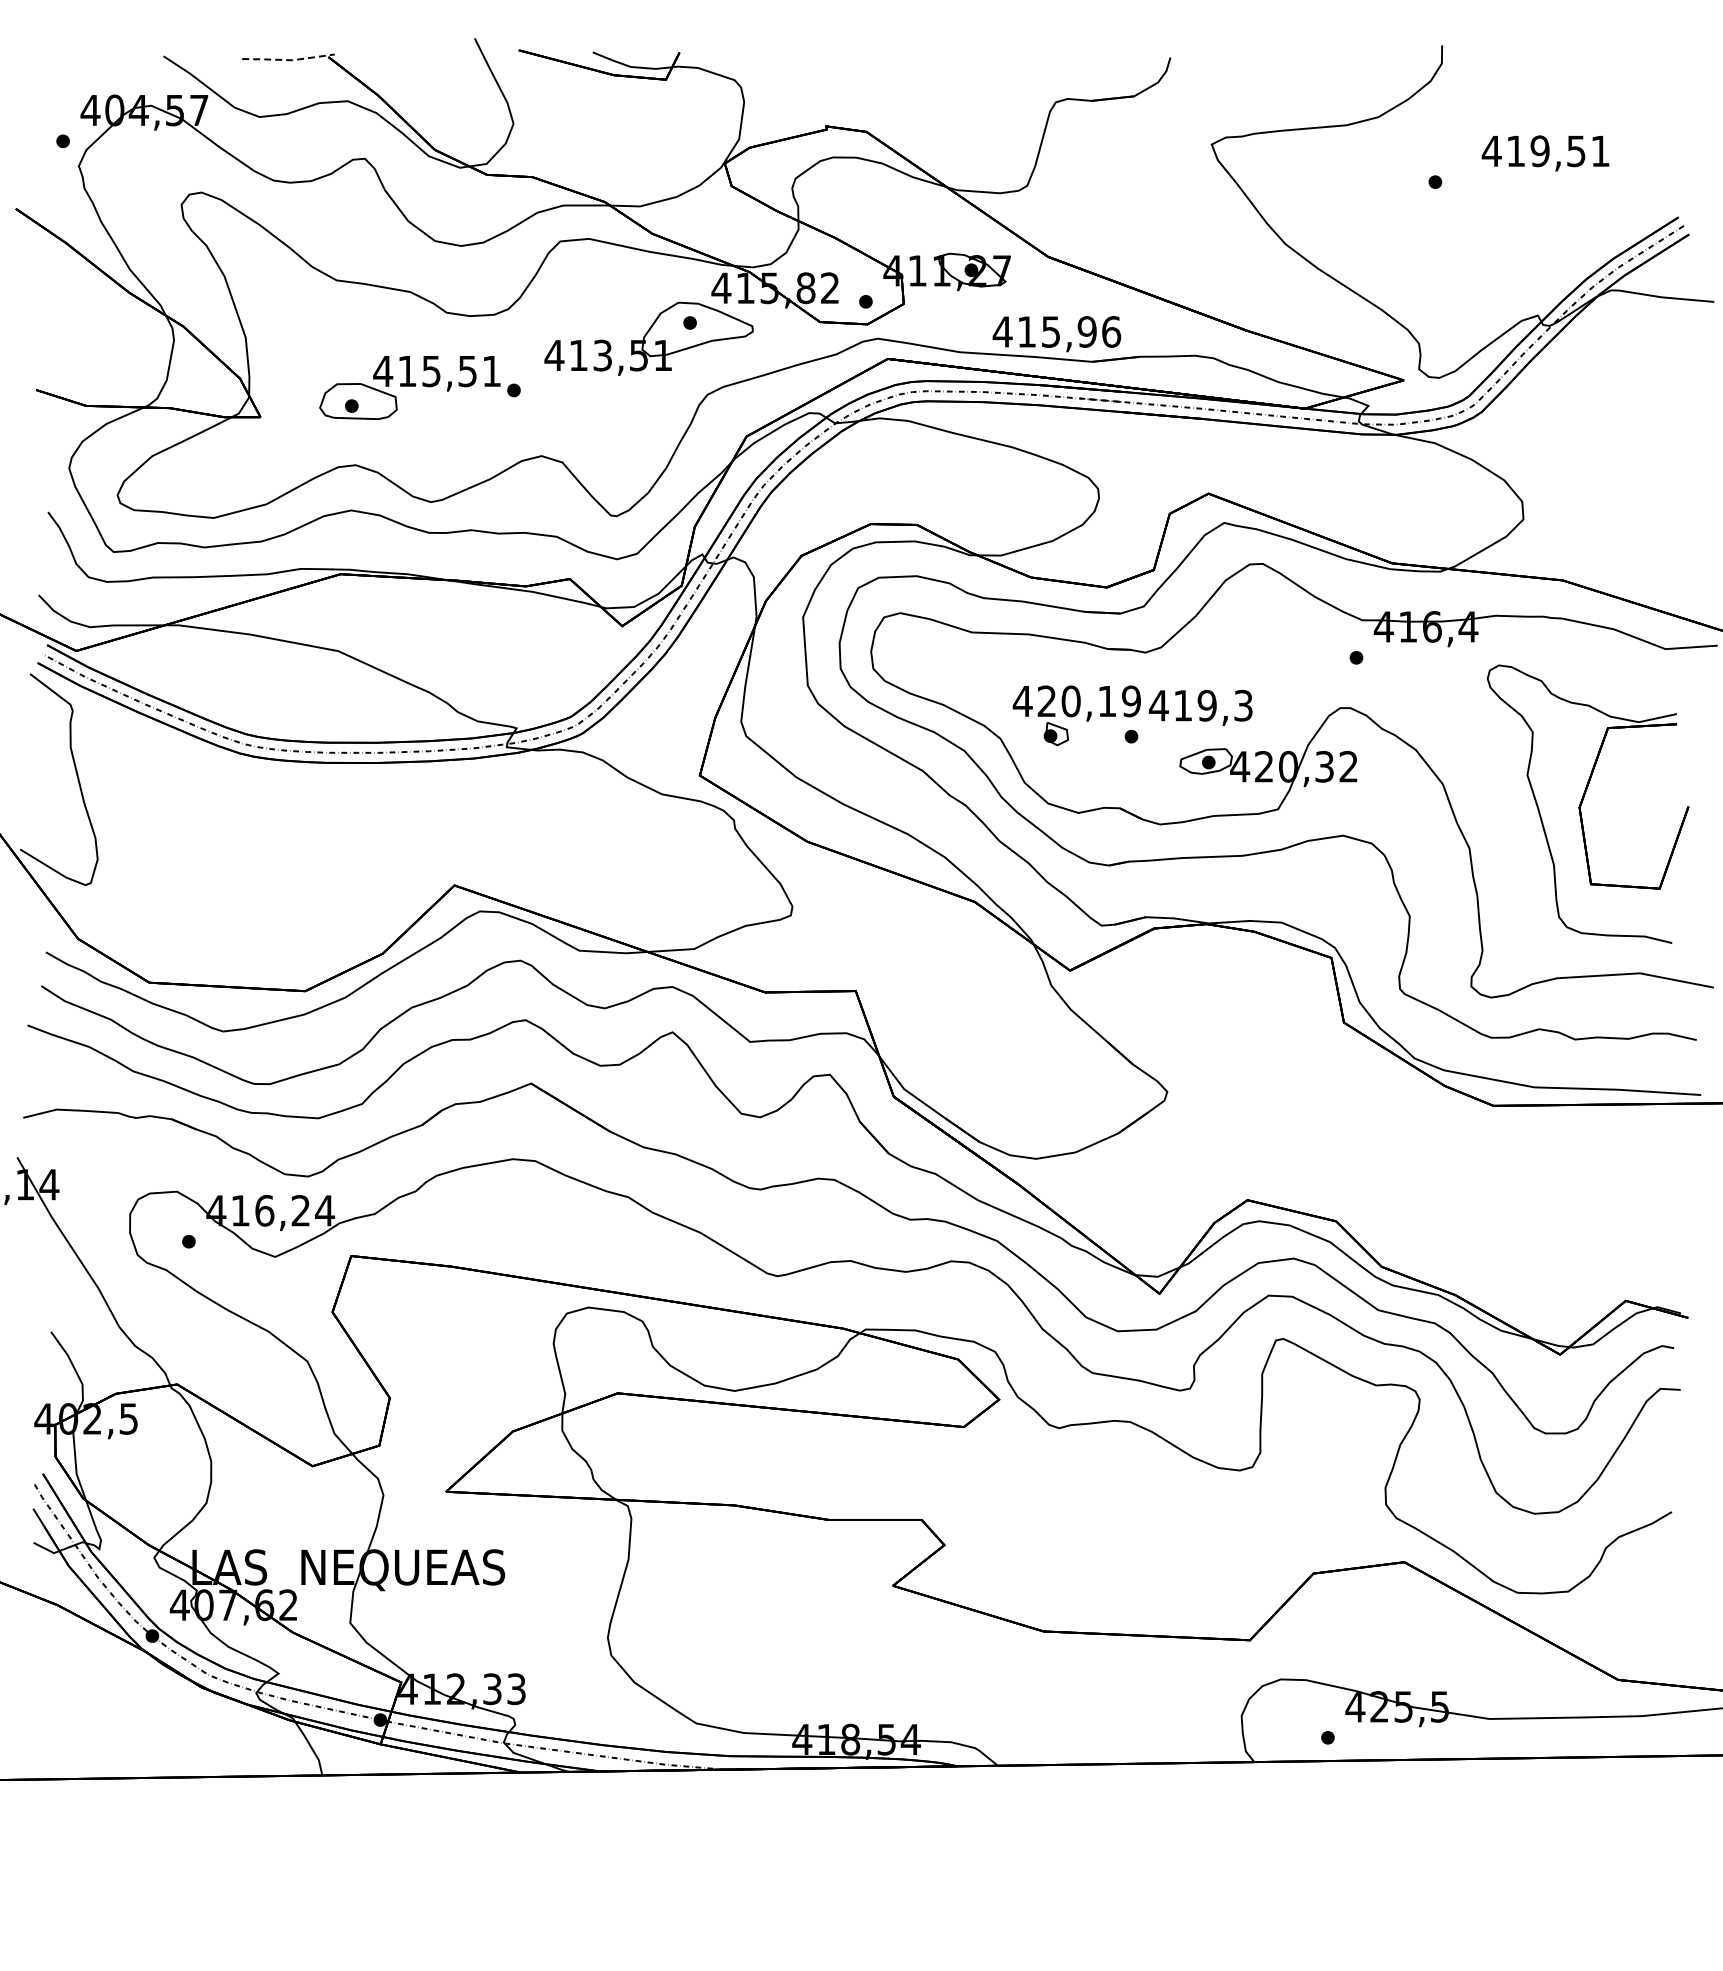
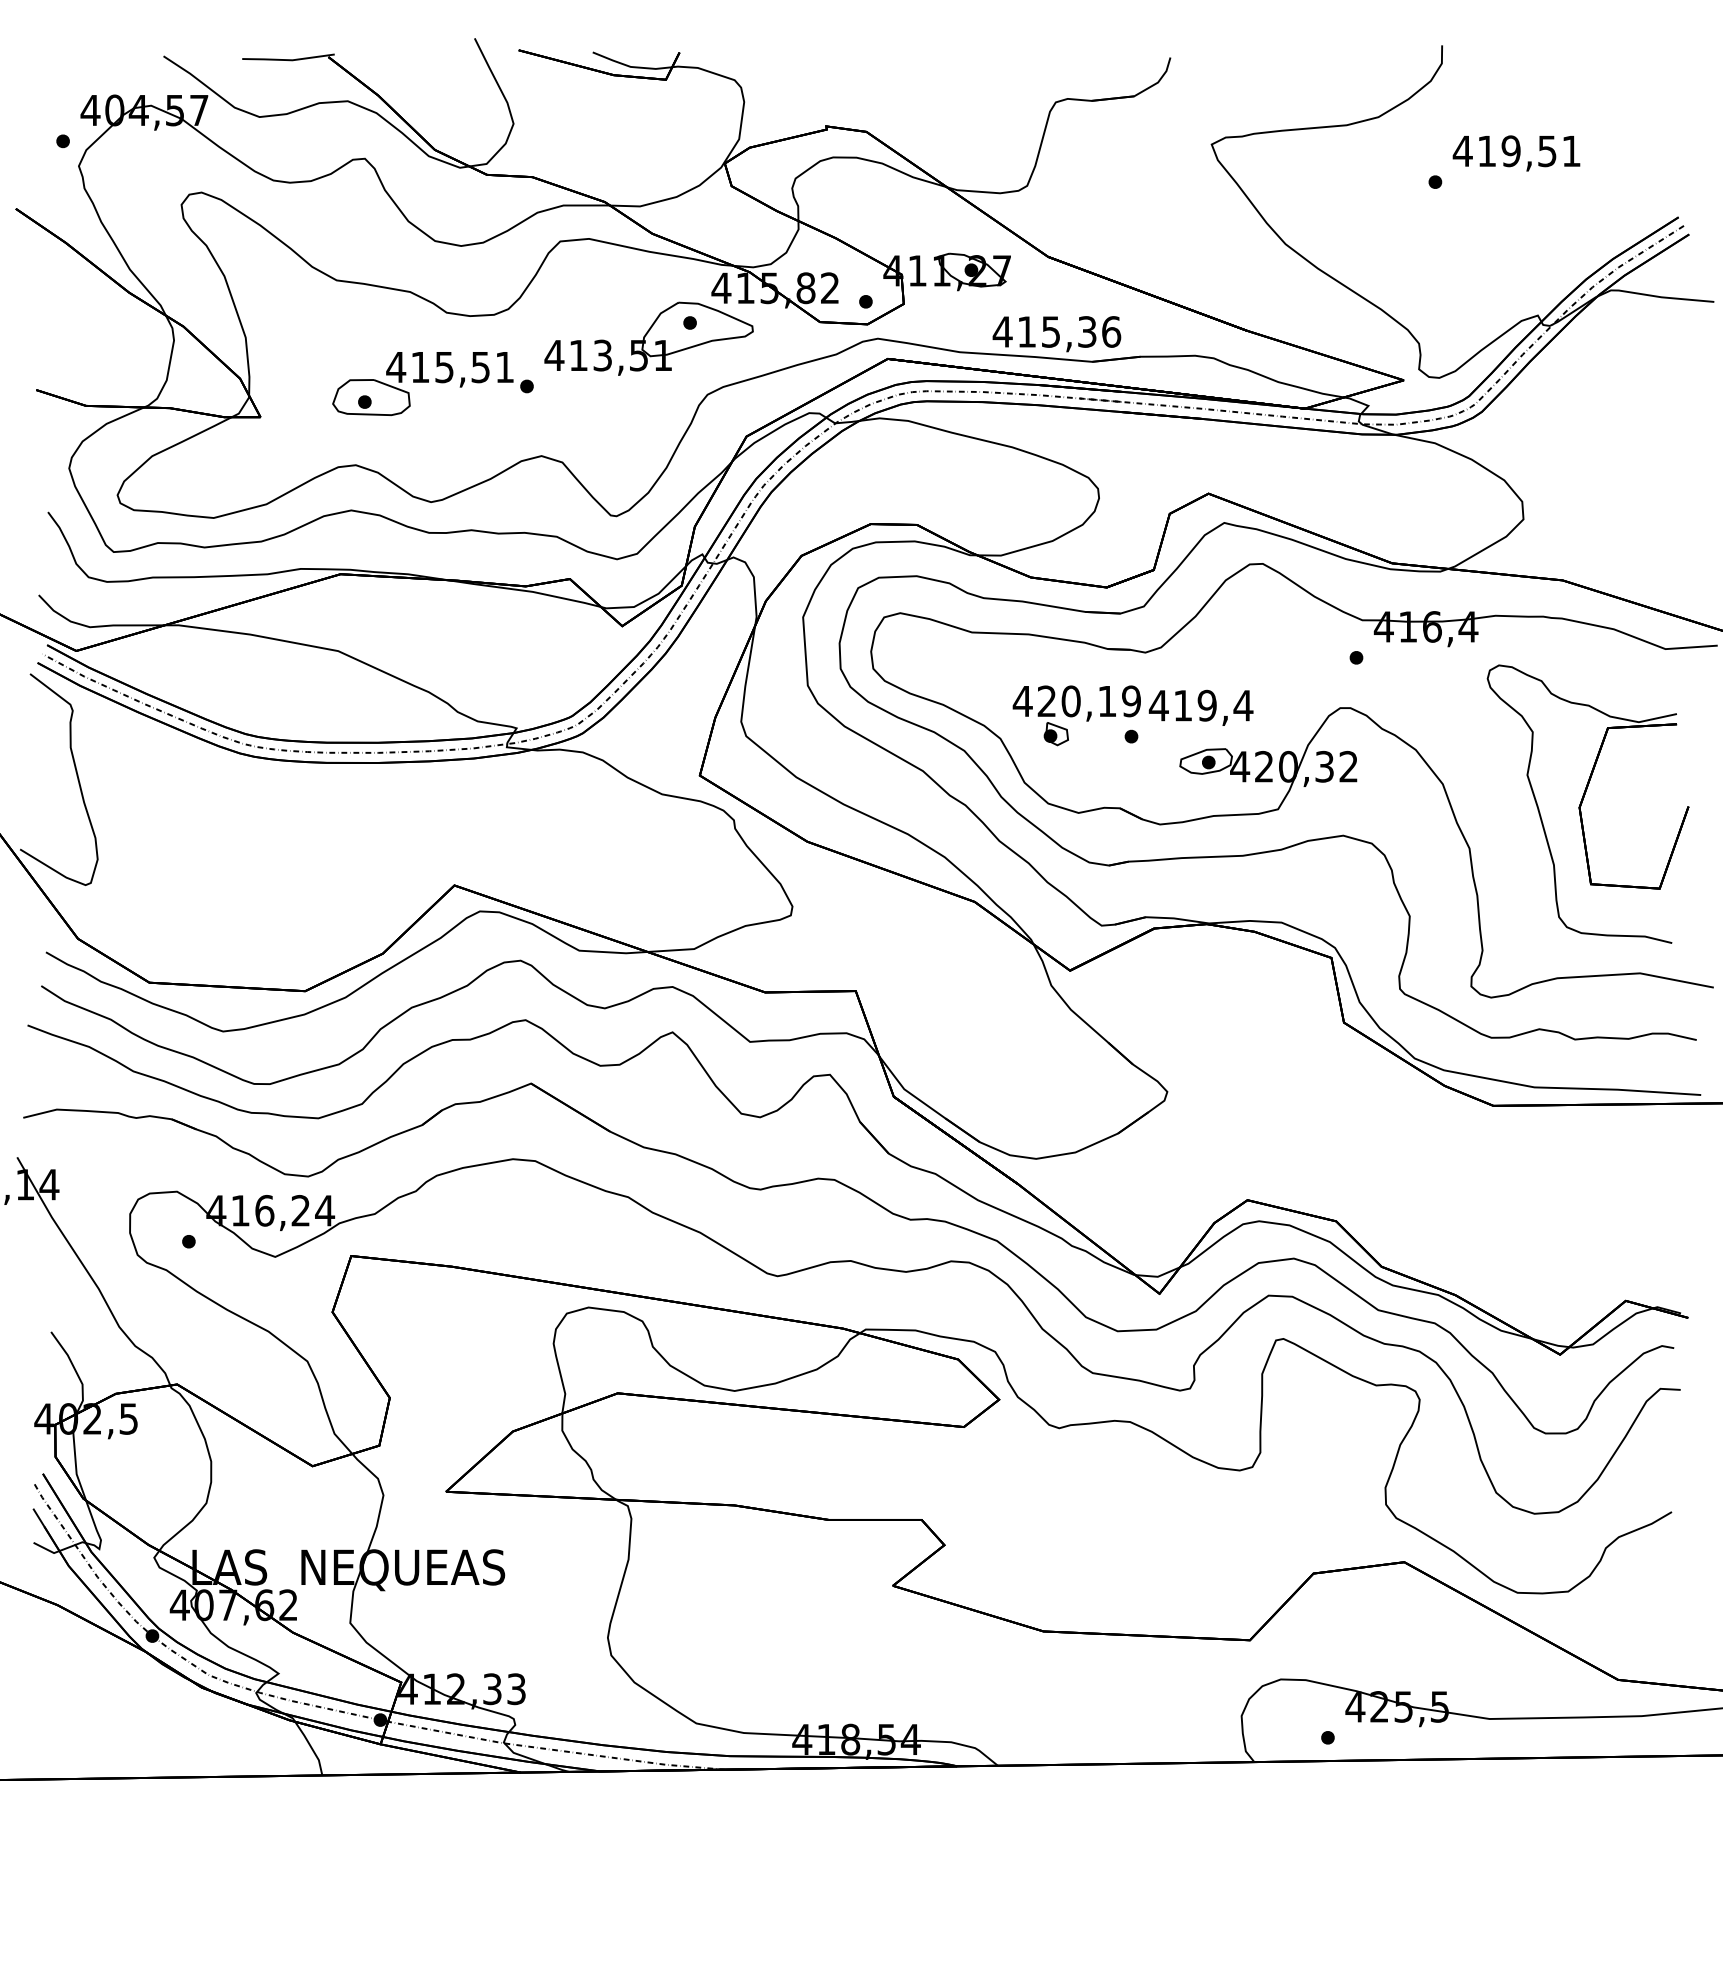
line: dashed -> solid (288, 60)
text position: (1545, 153) -> (1516, 153) (1516, 153)
text: 415,96 -> 415,36 (1086, 331)
part position: (419, 387) -> (432, 383) (432, 383)
text: 419,3 -> 419,4 (1243, 705)
